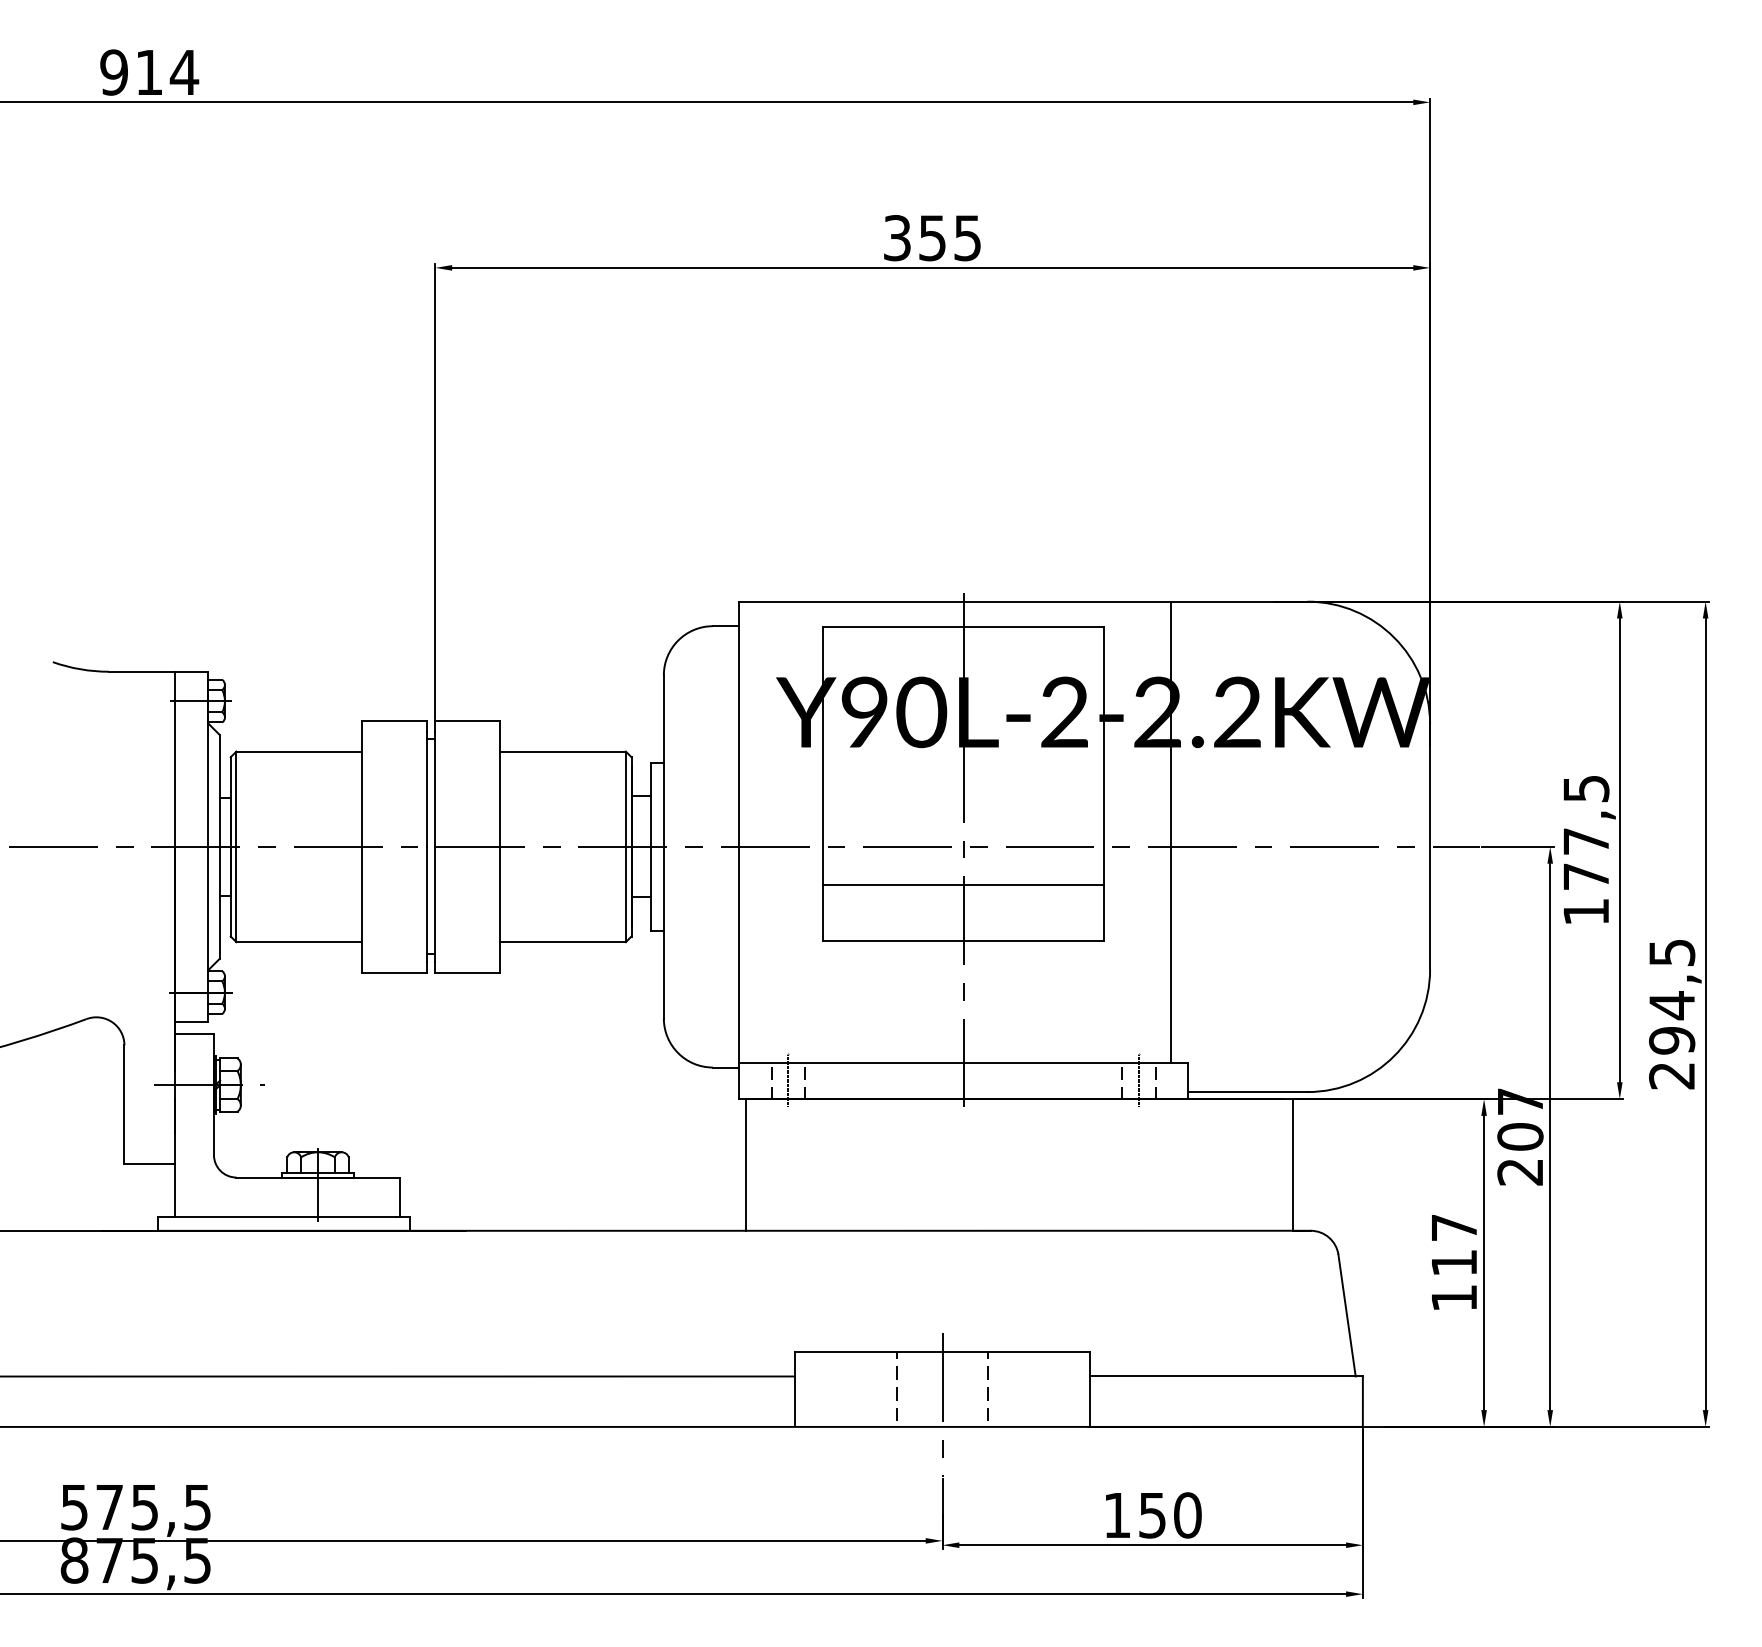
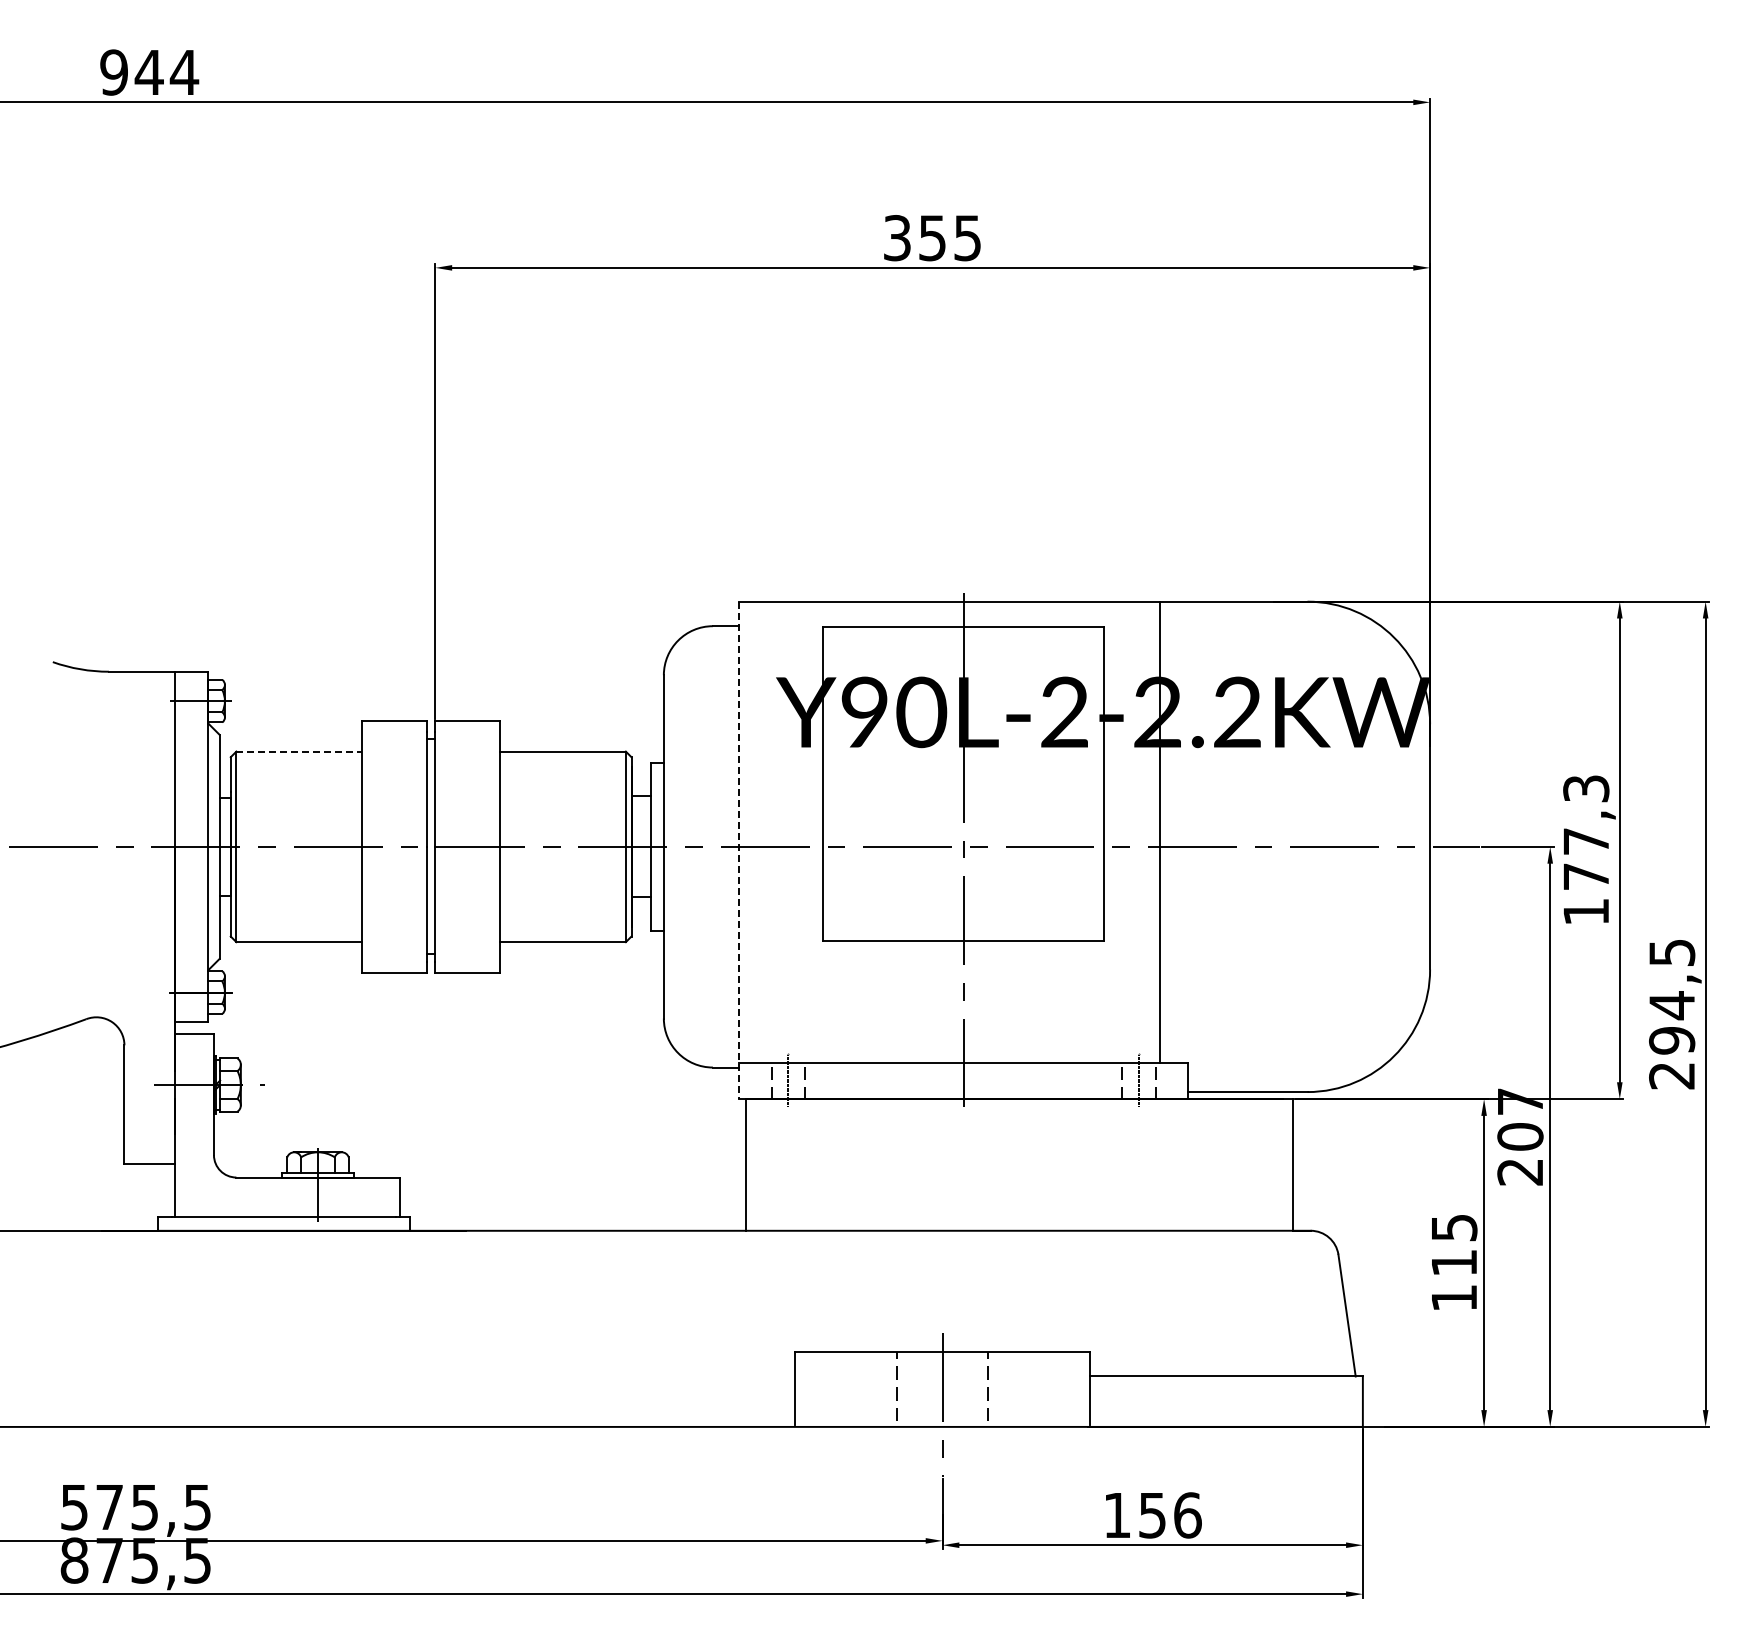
text: 914 -> 944 (148, 72)
line: solid -> dashed (299, 751)
text: 177,5 -> 177,3 (1585, 788)
line position: (1171, 831) -> (1160, 831) (1160, 831)
line: solid -> dashed (739, 850)
line: present -> none (963, 885)
text: 117 -> 115 (1454, 1228)
line: present -> none (398, 1376)
text: 150 -> 156 (1187, 1515)
